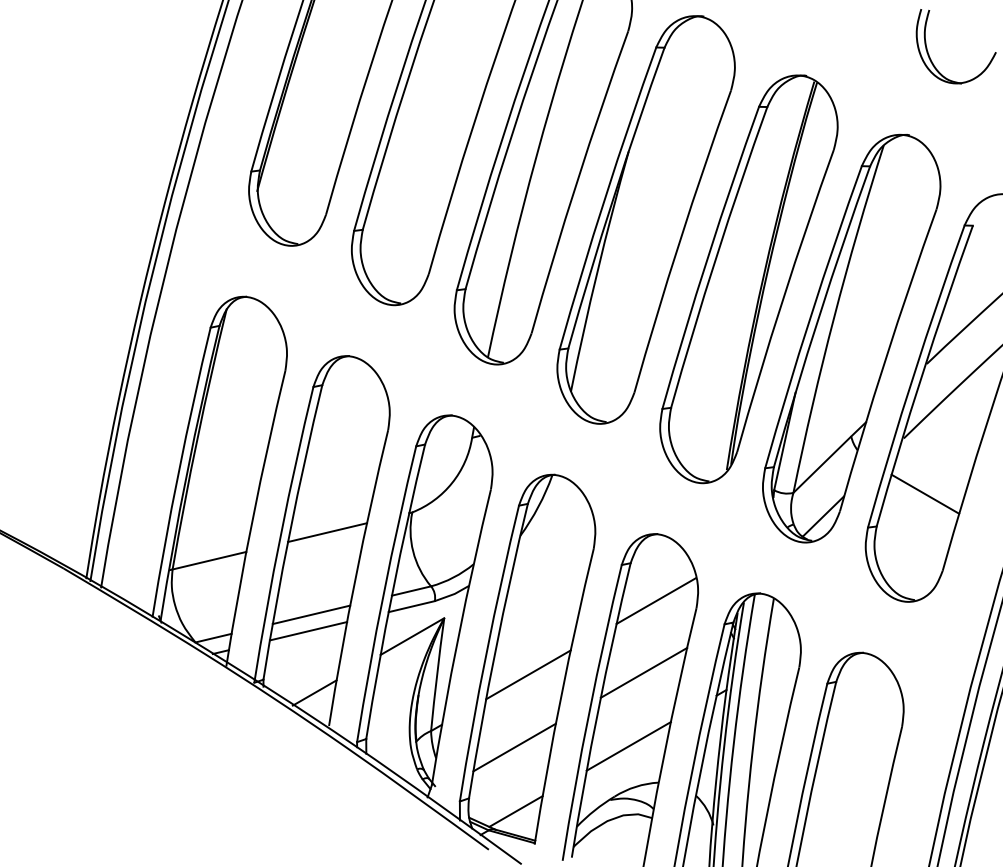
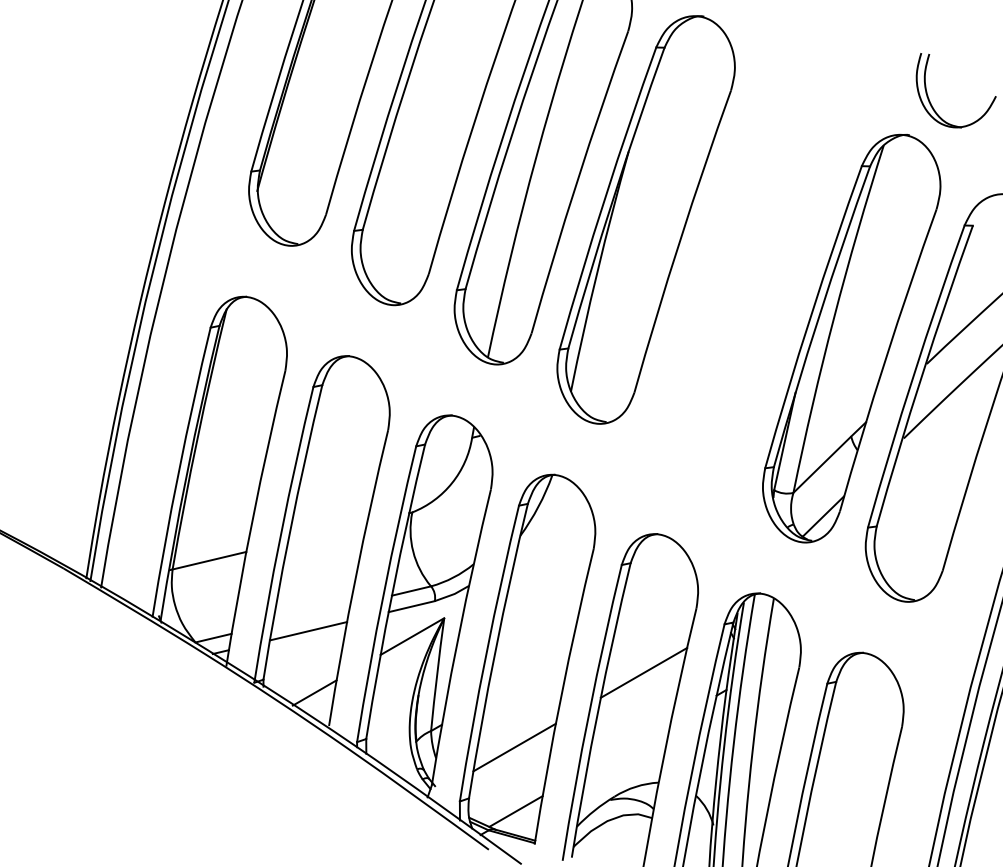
part position: (929, 54) -> (929, 98) (929, 98)
part: present -> none (748, 279)
line: present -> none (925, 493)
line: present -> none (327, 532)
line: present -> none (655, 600)
line: present -> none (311, 614)
line: present -> none (528, 674)
line: present -> none (628, 746)
